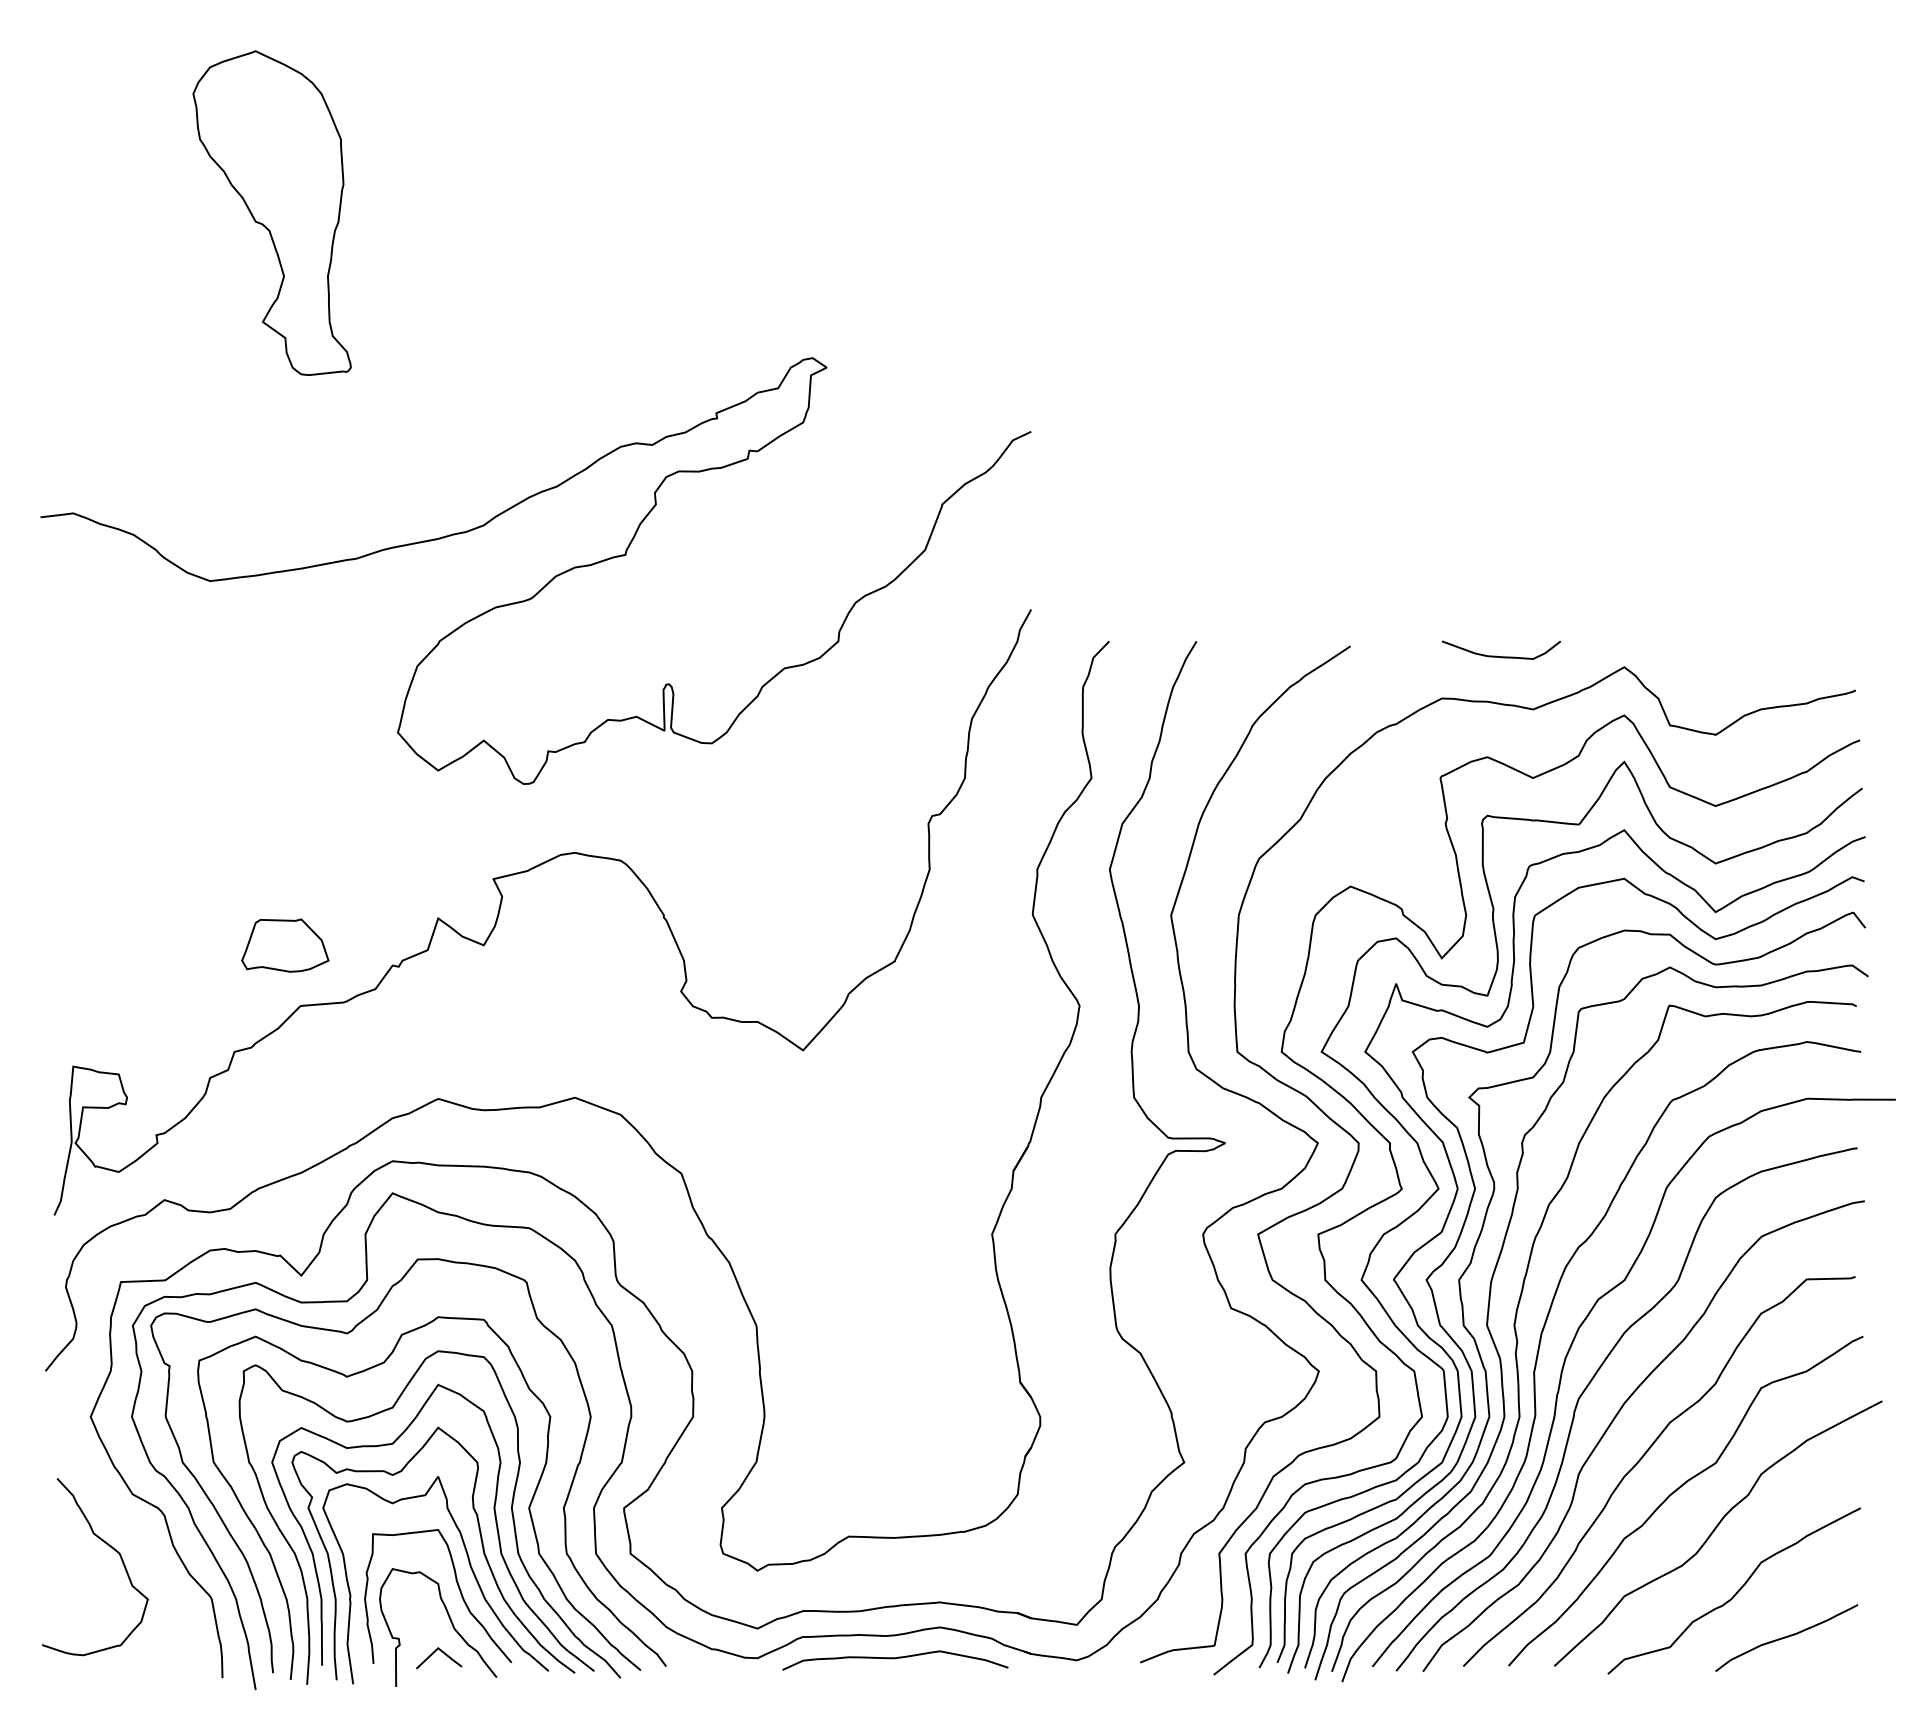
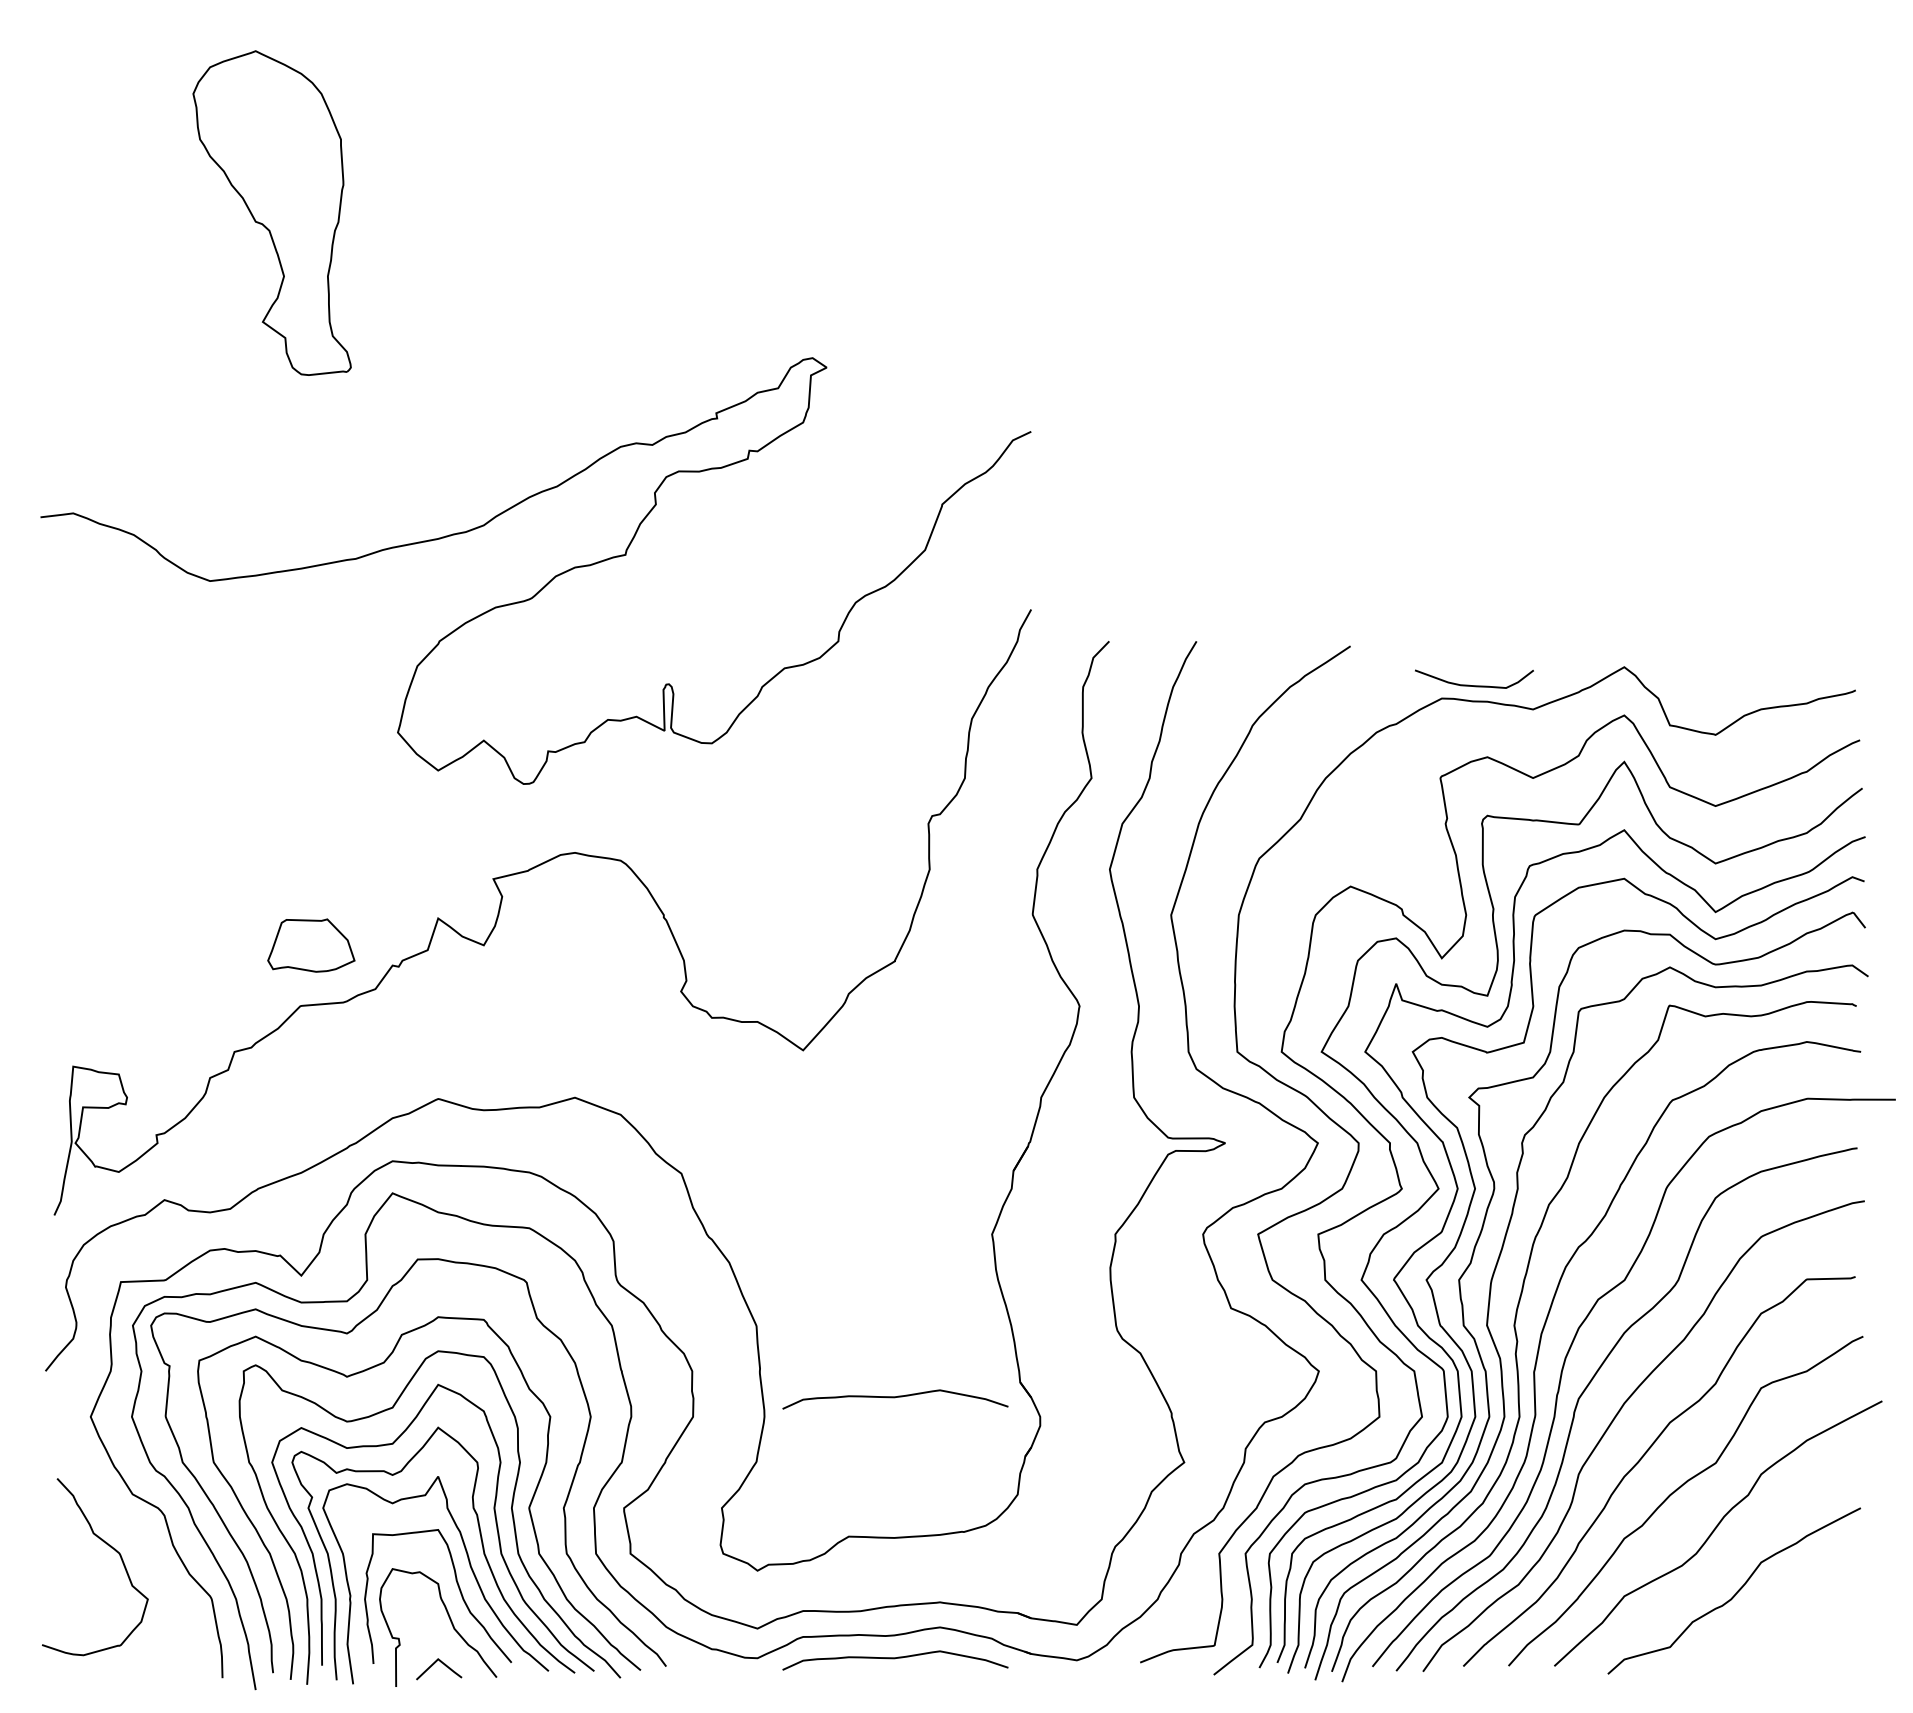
curve position: (1501, 656) -> (1474, 685) (1474, 685)
part position: (285, 945) -> (311, 945) (311, 945)
curve: none -> present (895, 1398)
curve: present -> none (1786, 1637)
line position: (441, 1652) -> (441, 1663) (441, 1663)
